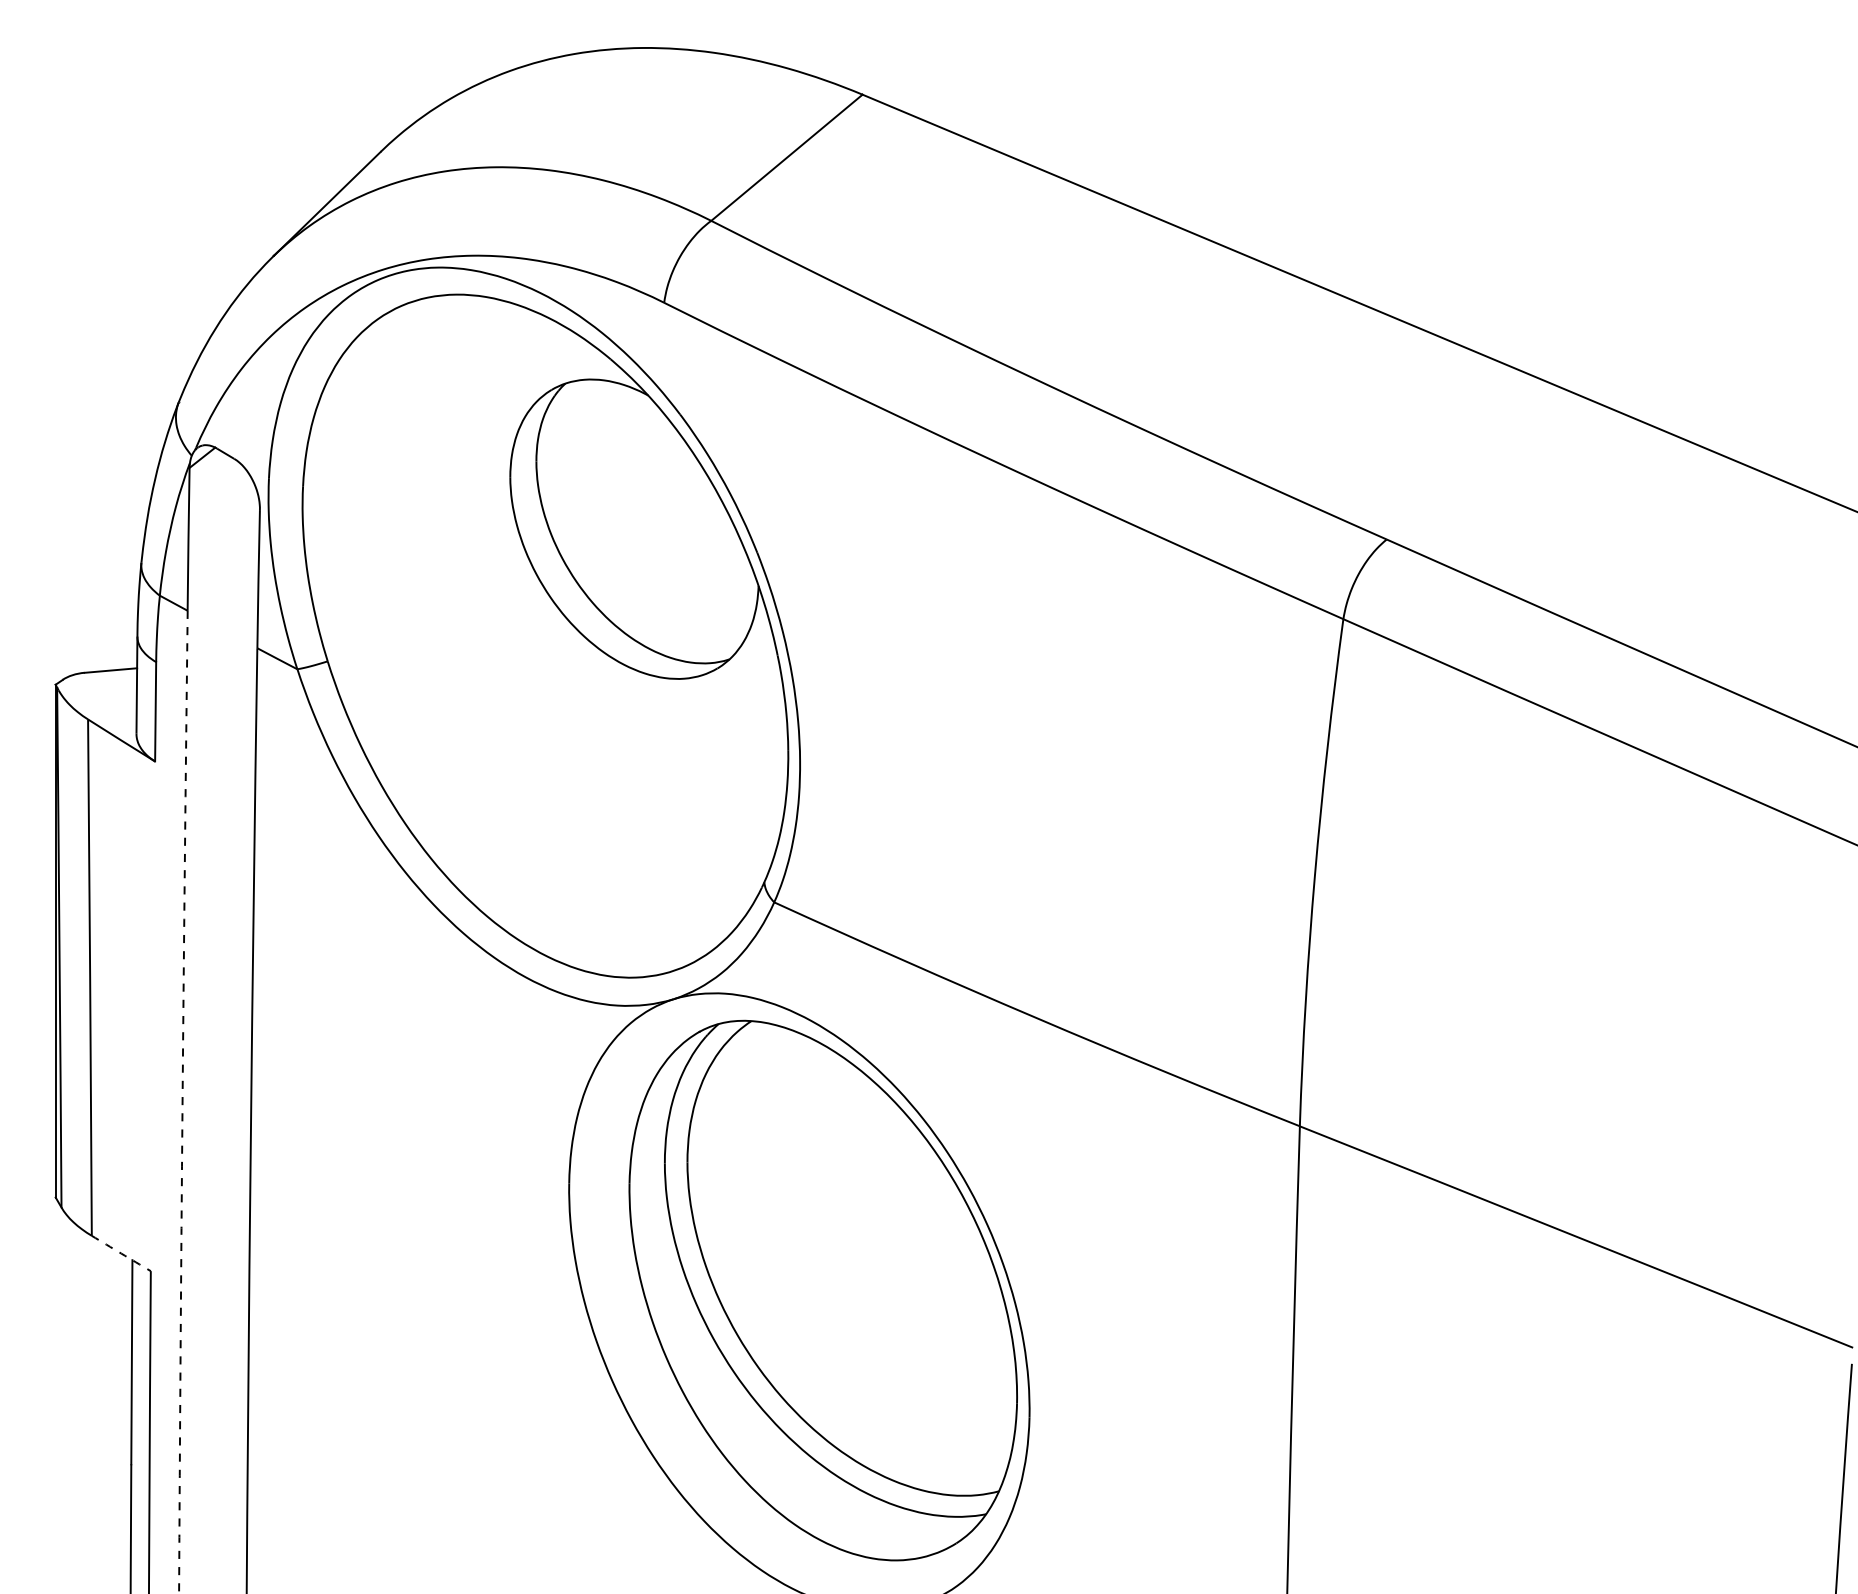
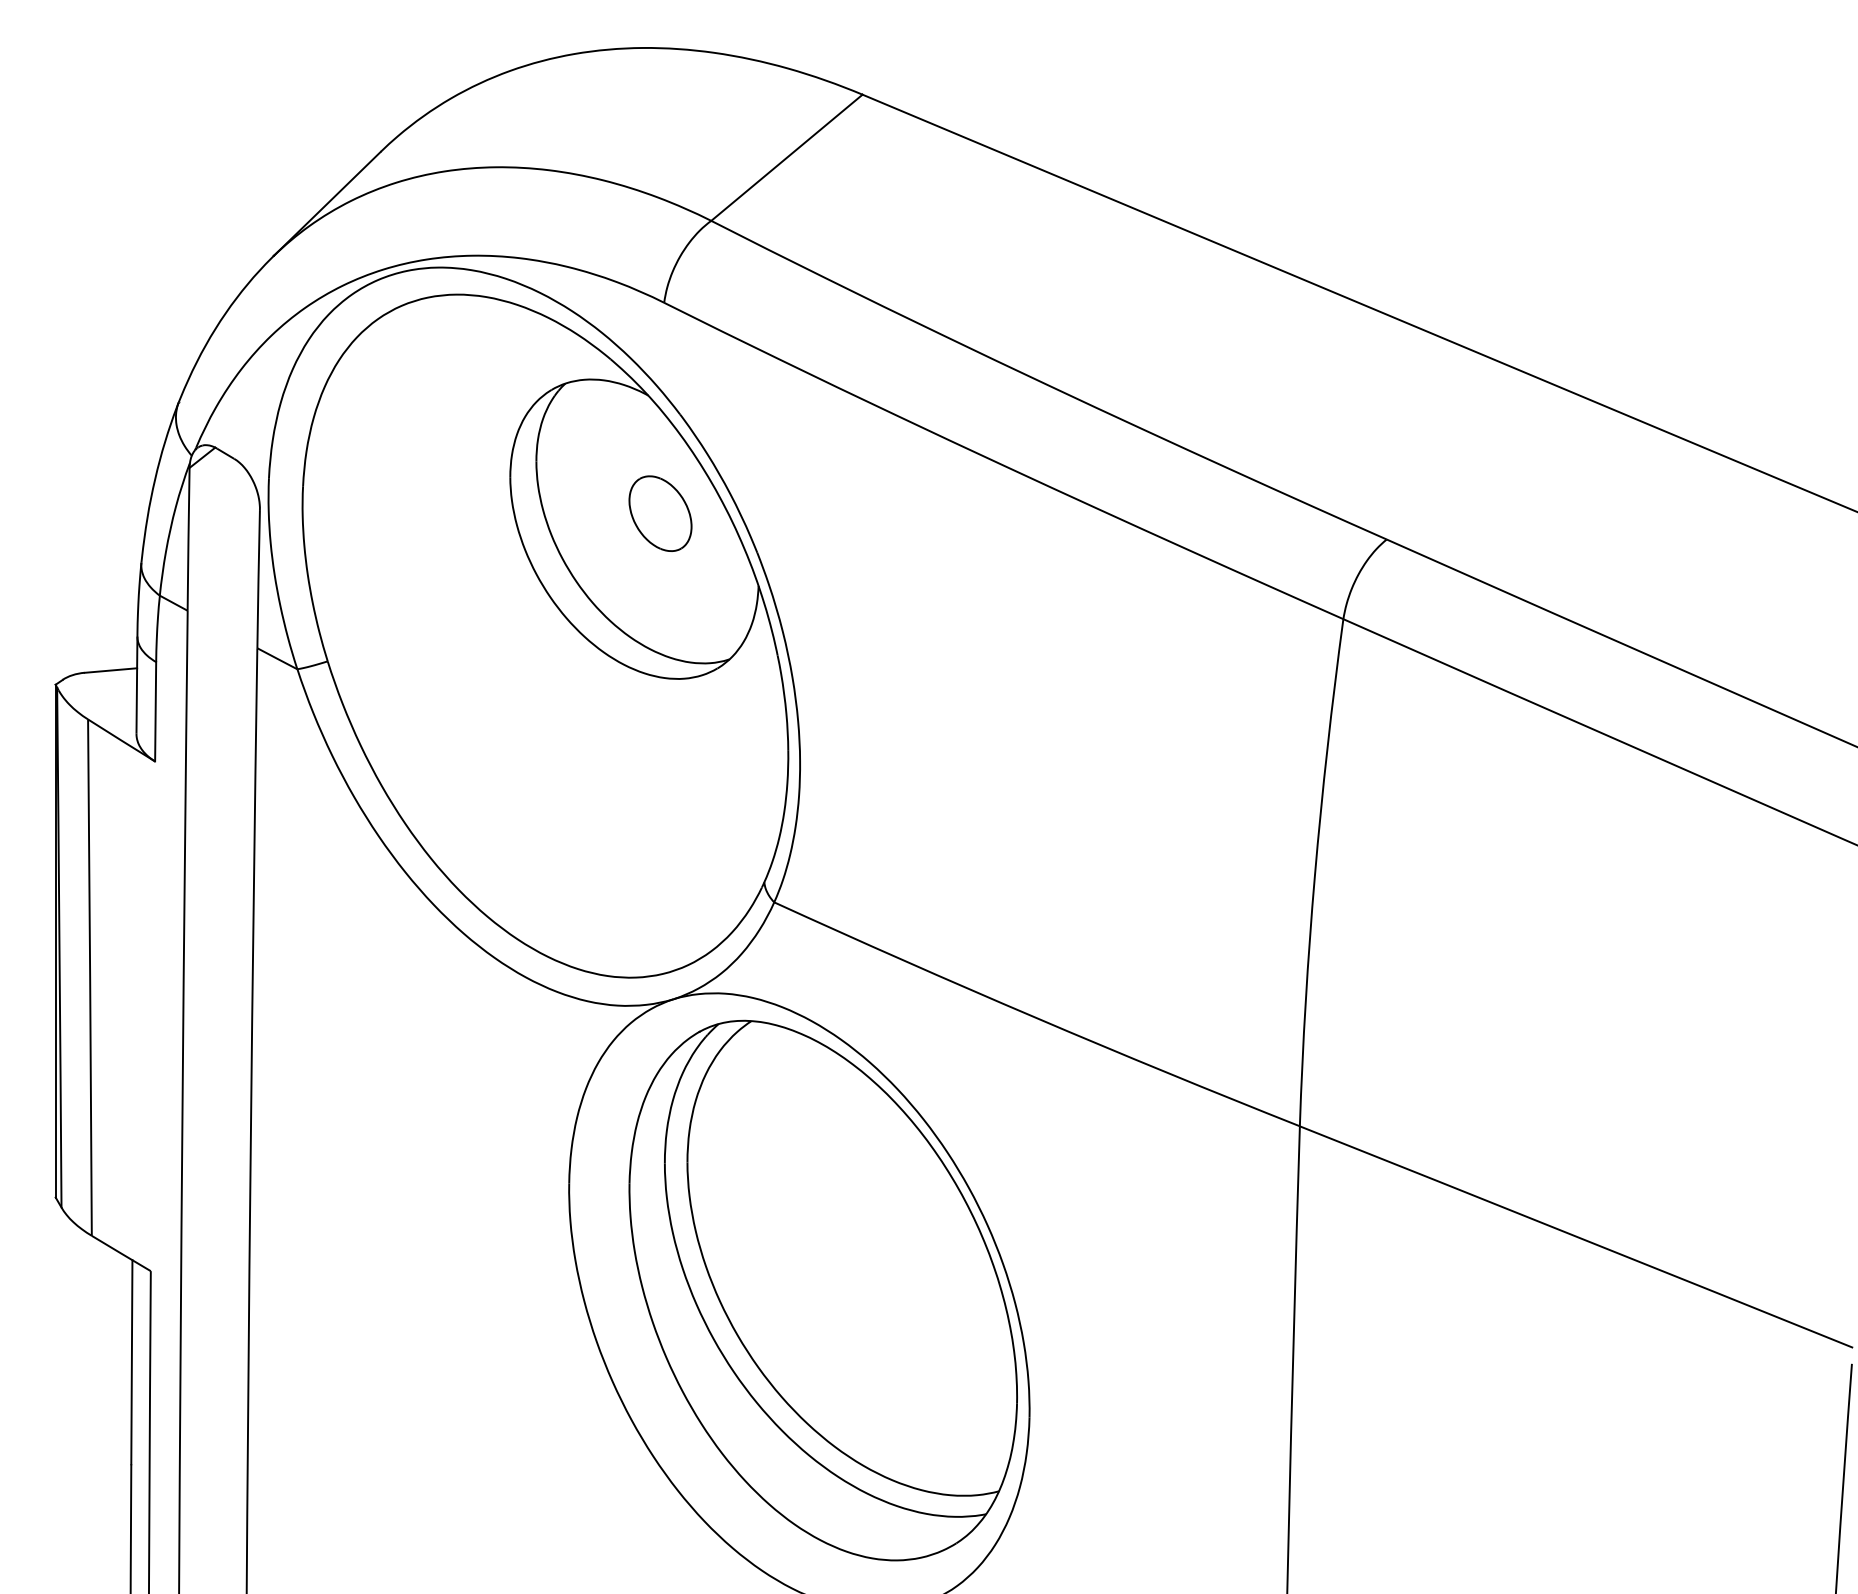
part: none -> present (660, 513)
arc: dashed -> solid (182, 1103)
arc: dashed -> solid (121, 1253)
